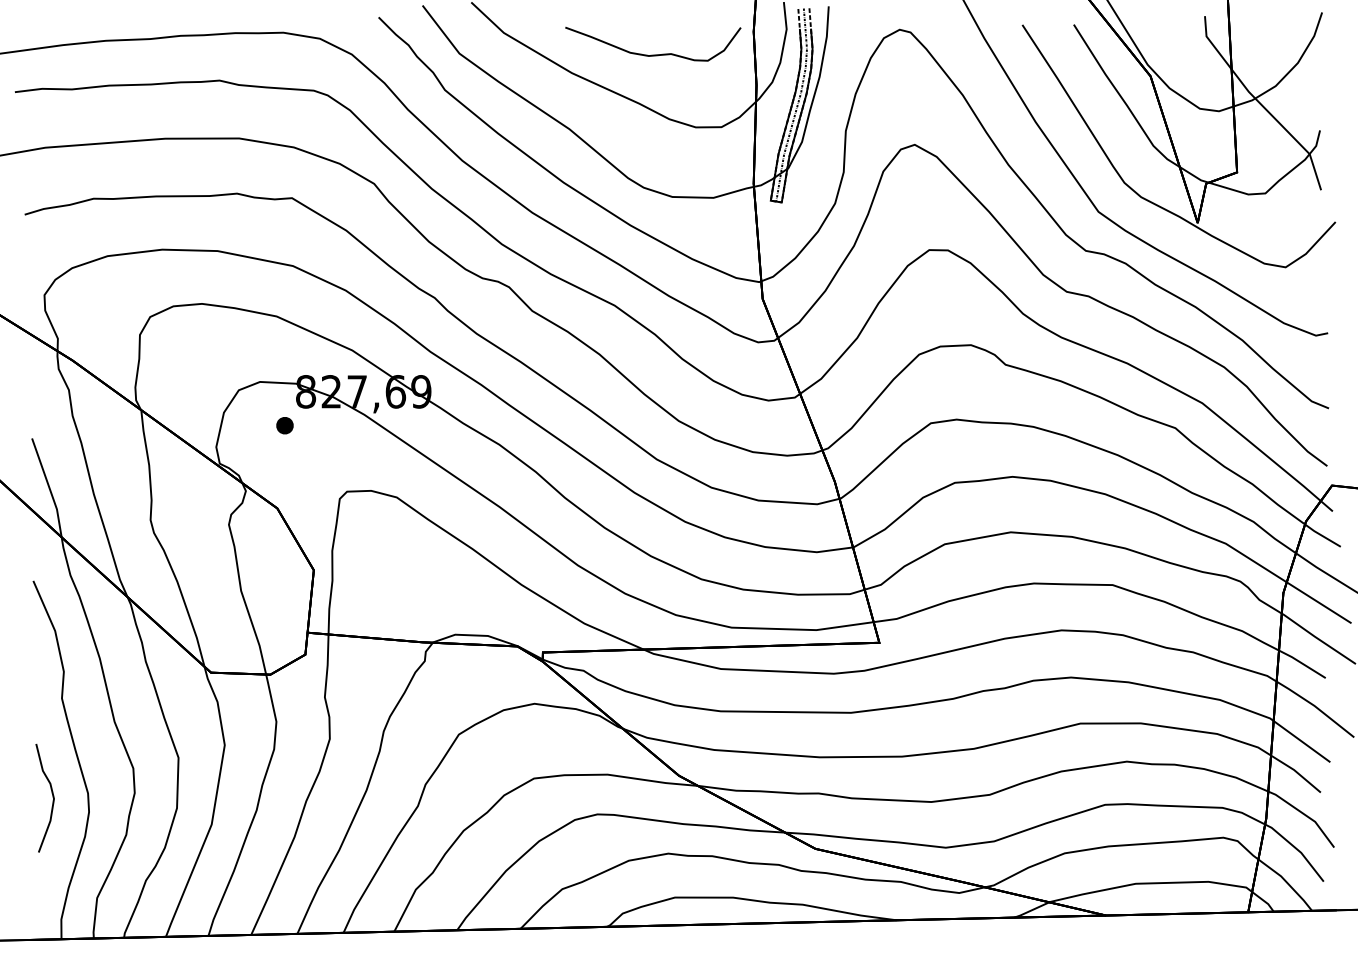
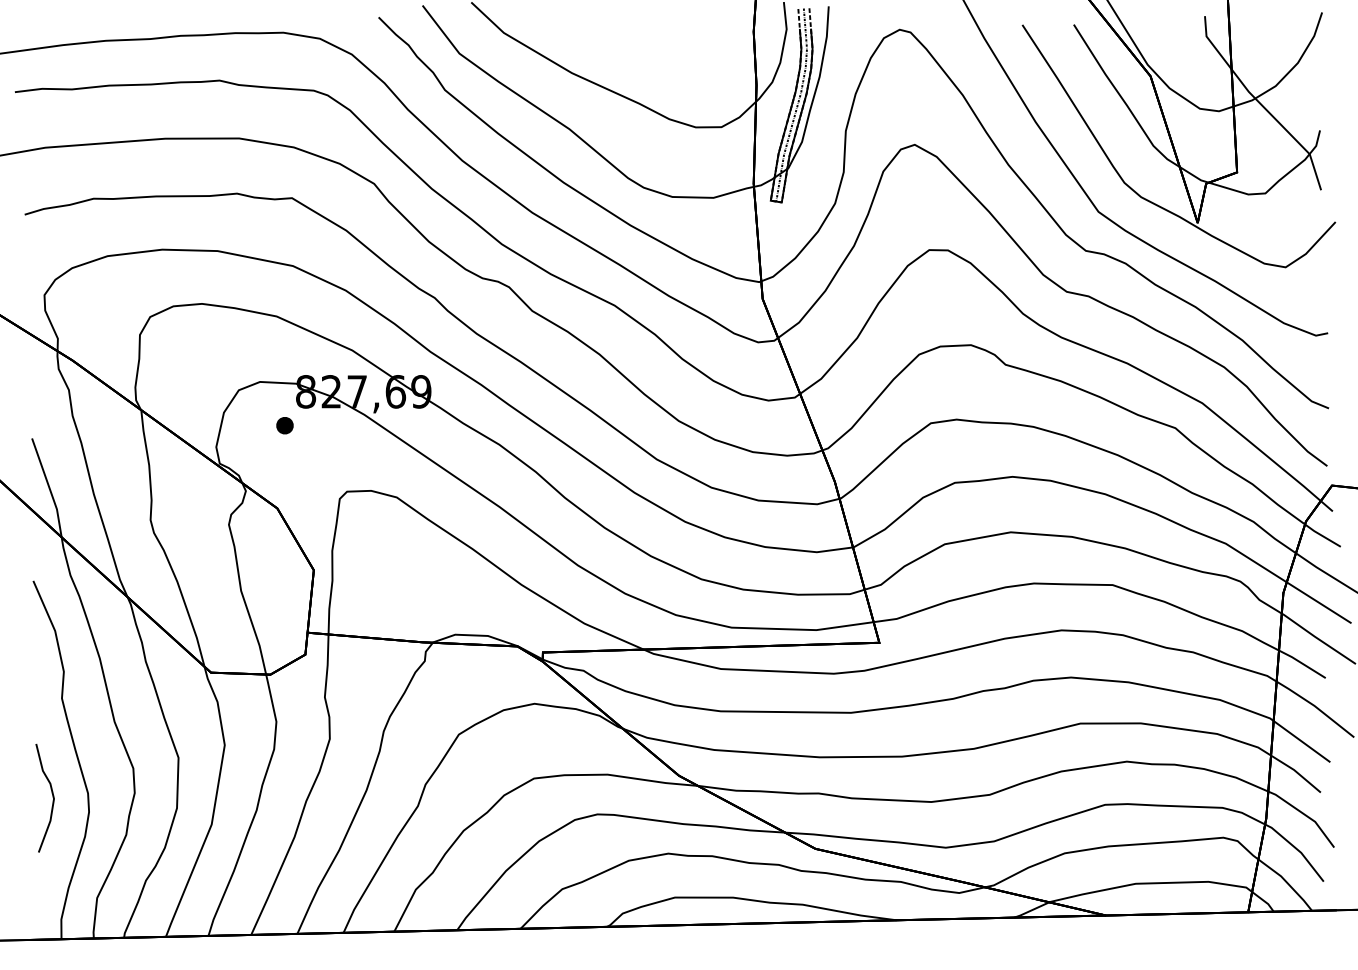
curve: present -> none (653, 54)
